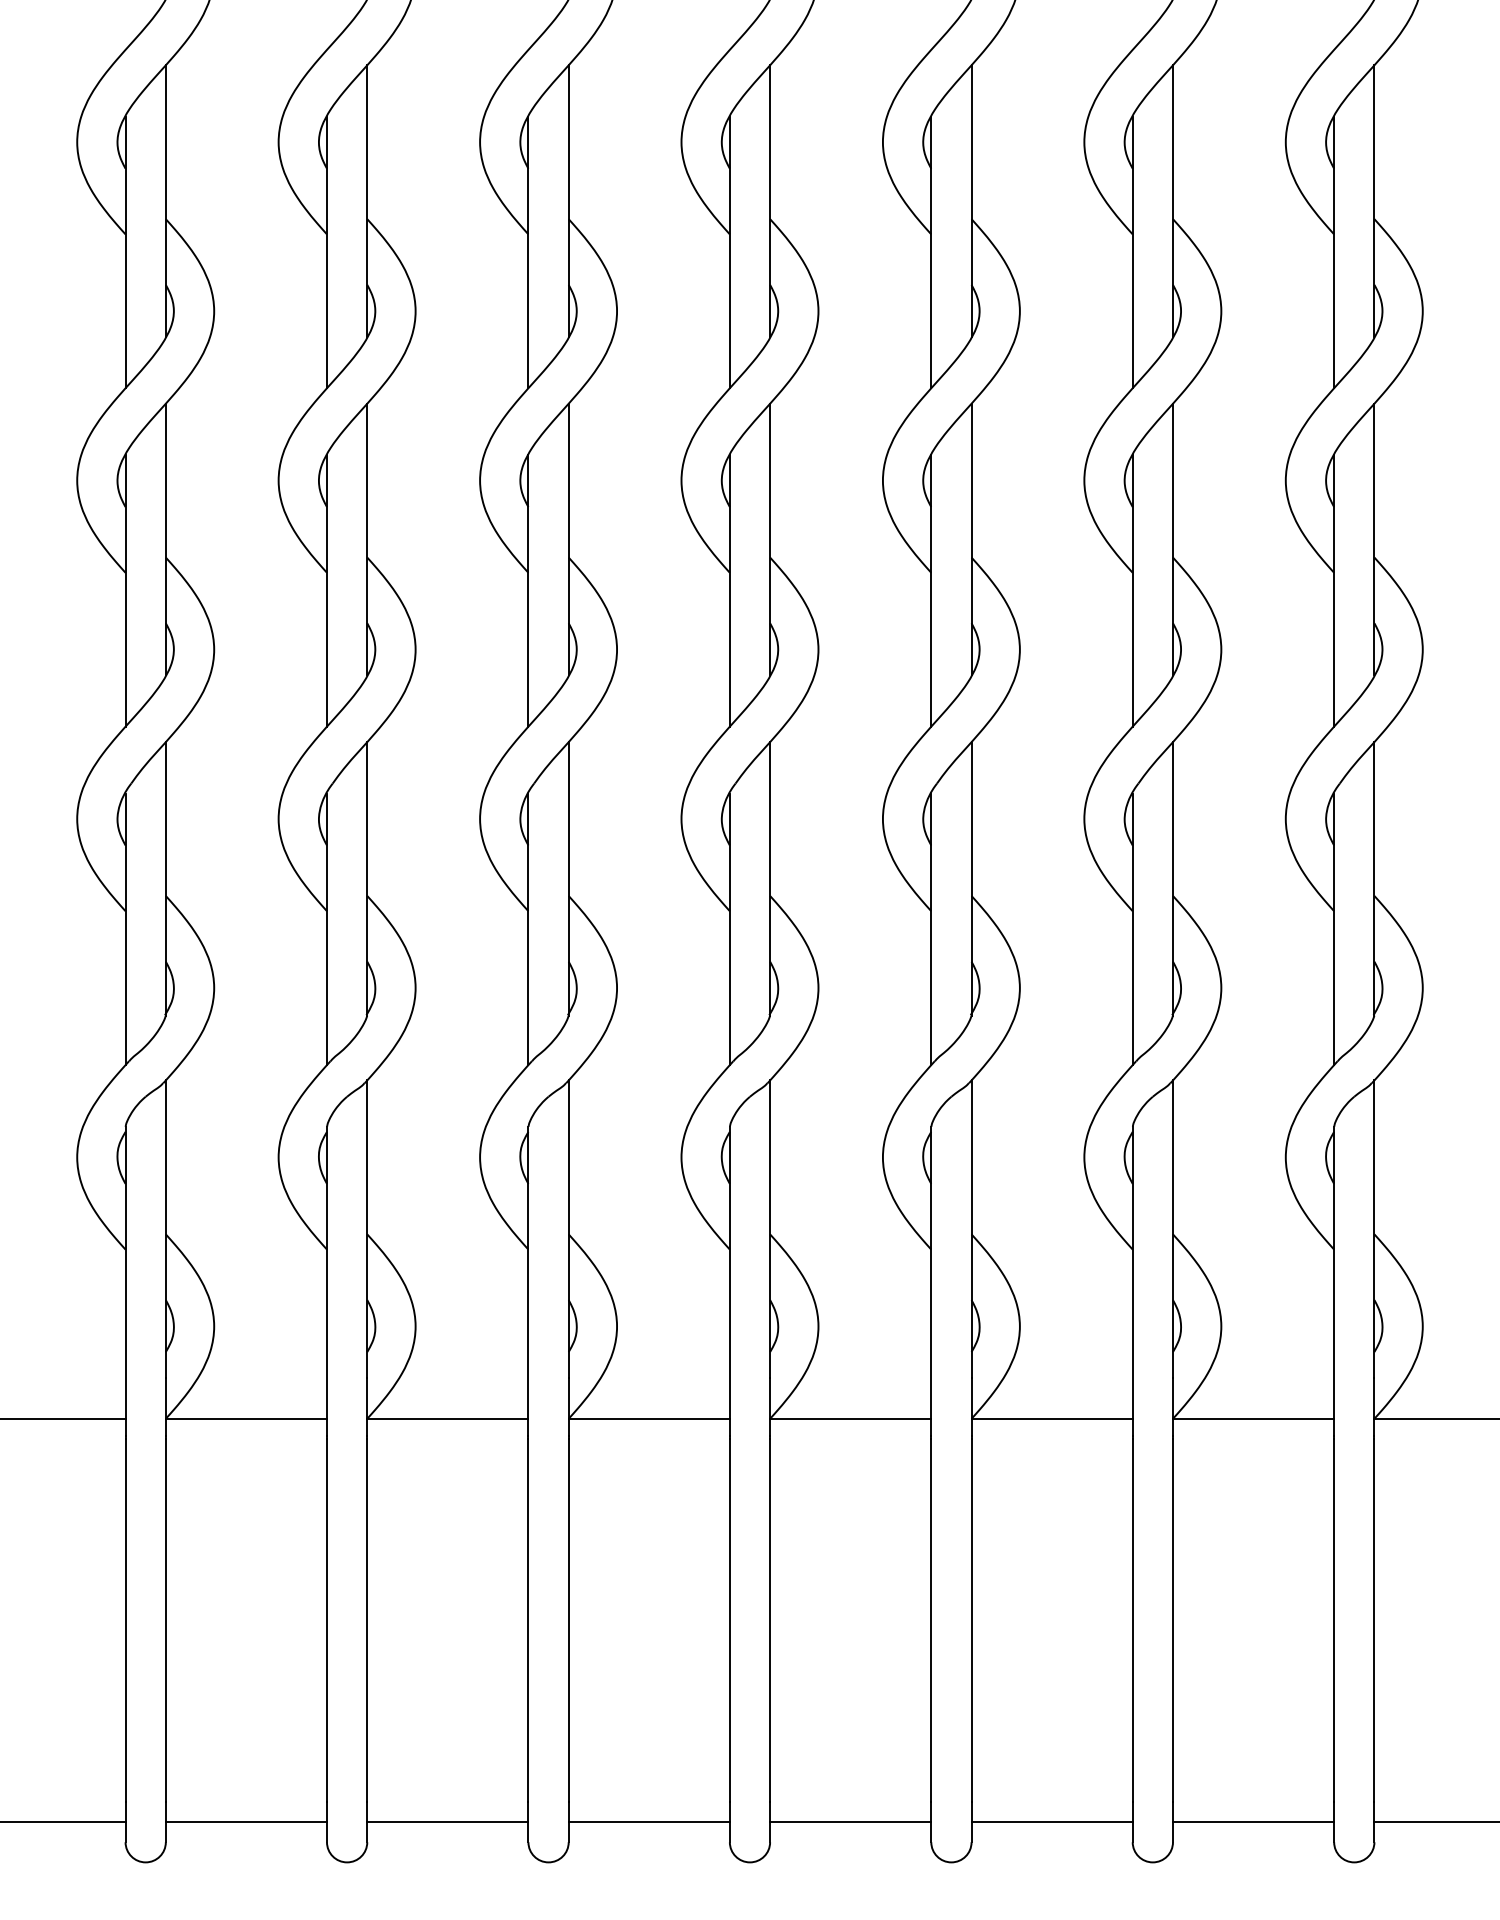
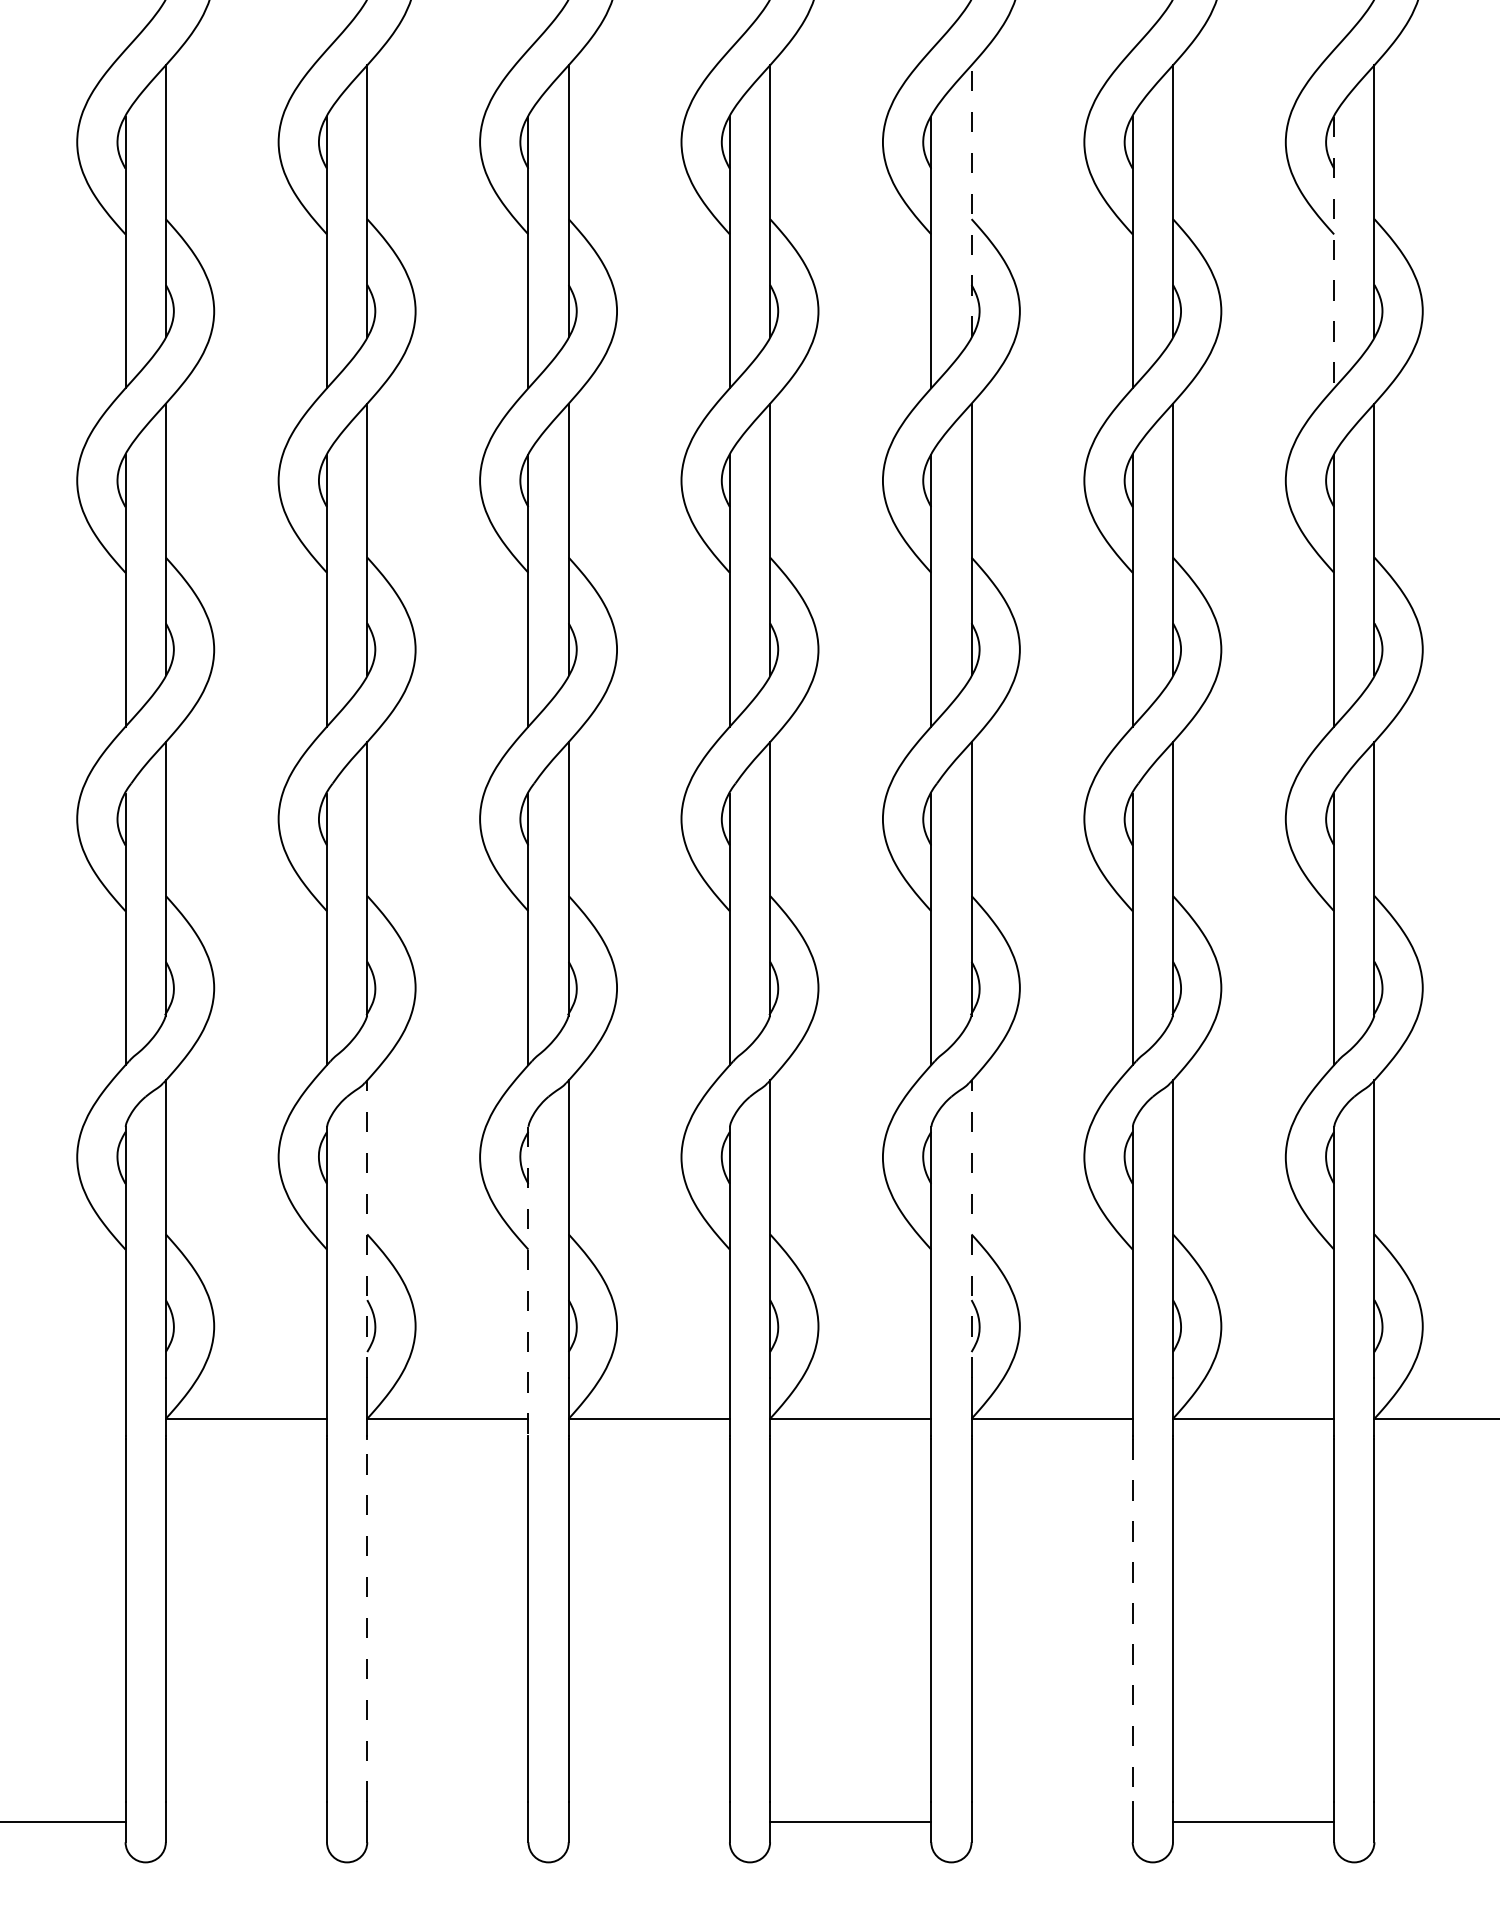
line: solid -> dashed (971, 201)
line: solid -> dashed (1334, 252)
line: solid -> dashed (367, 1229)
line: solid -> dashed (971, 1229)
line: solid -> dashed (528, 1281)
line: present -> none (63, 1419)
line: solid -> dashed (367, 1620)
line: solid -> dashed (1132, 1621)
line: present -> none (245, 1822)
line: present -> none (447, 1822)
line: present -> none (648, 1822)
line: present -> none (1051, 1822)
line: present -> none (1435, 1822)
